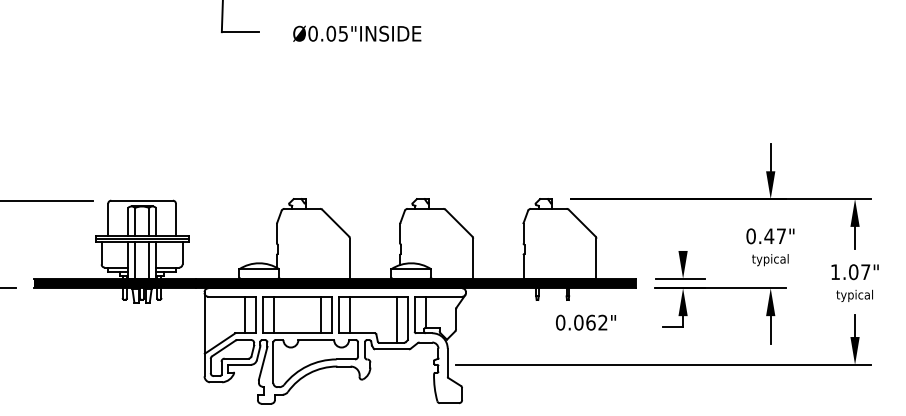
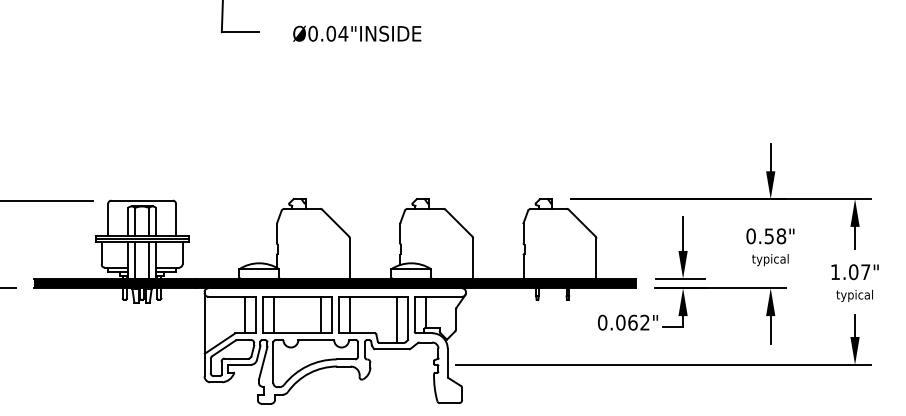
text: Ø0.05"INSIDE -> Ø0.04"INSIDE (343, 33)
line: none -> present (683, 233)
text: 0.47" -> 0.58" (775, 236)
text position: (585, 322) -> (627, 322) (627, 322)
